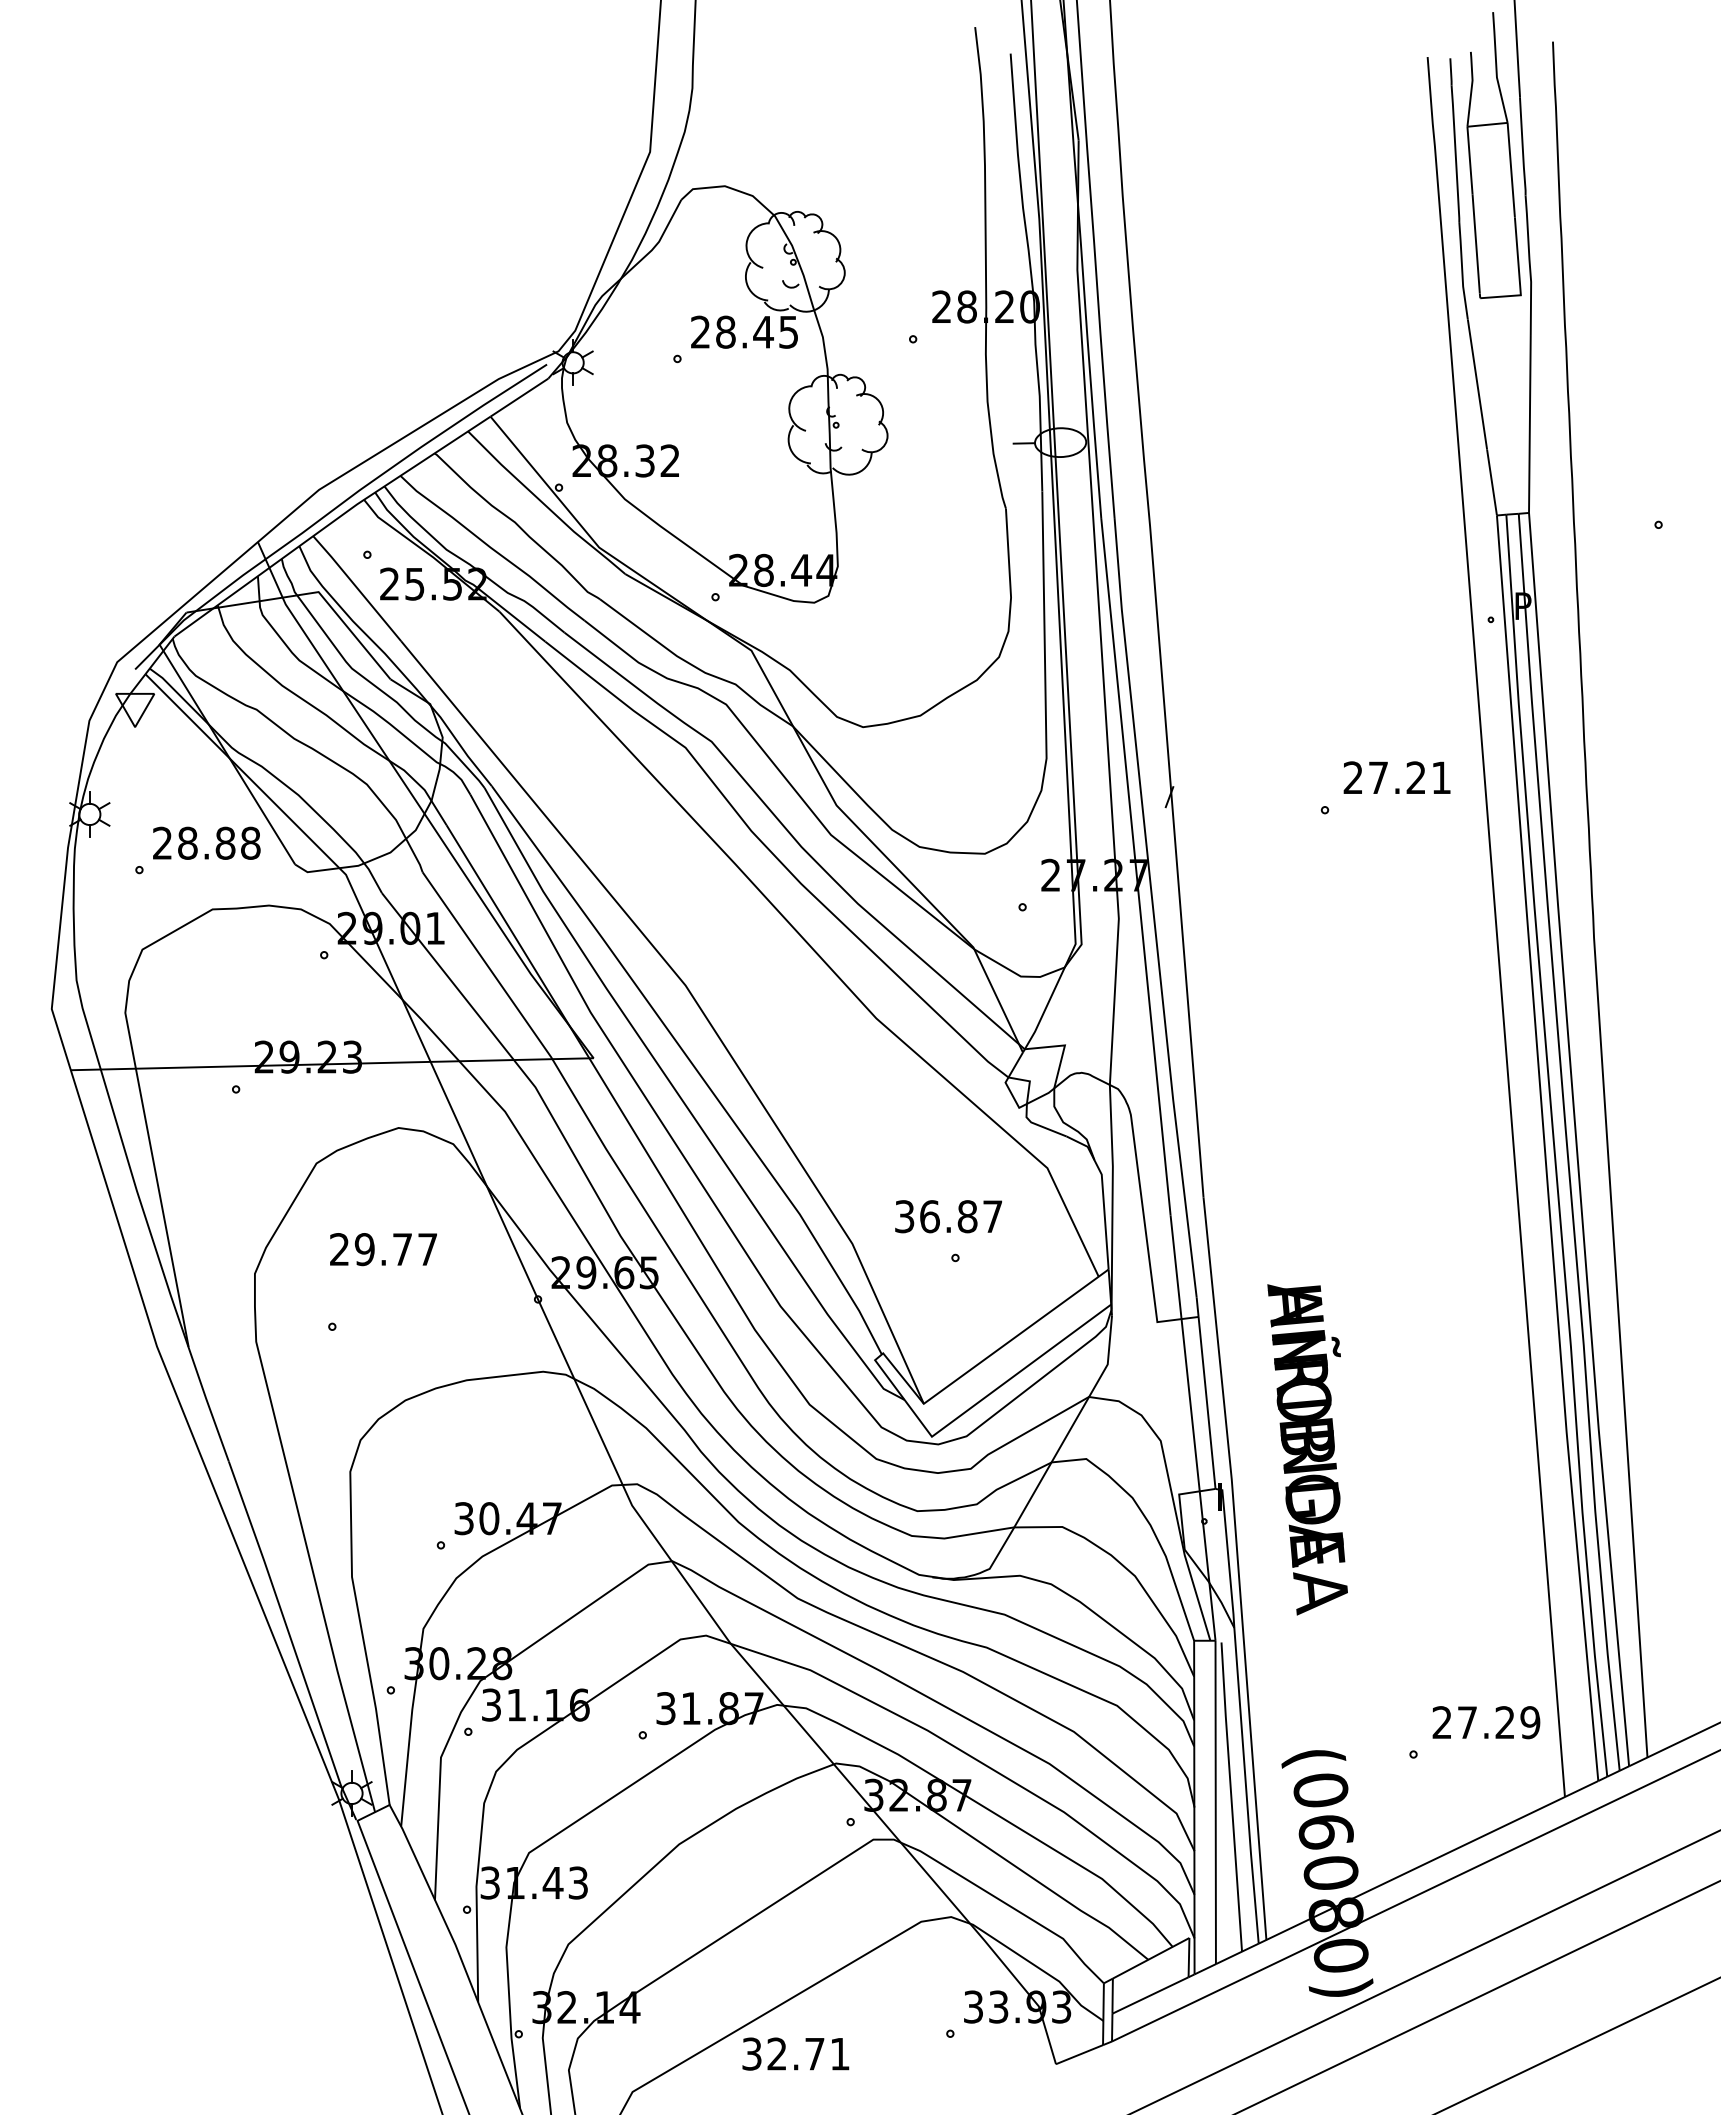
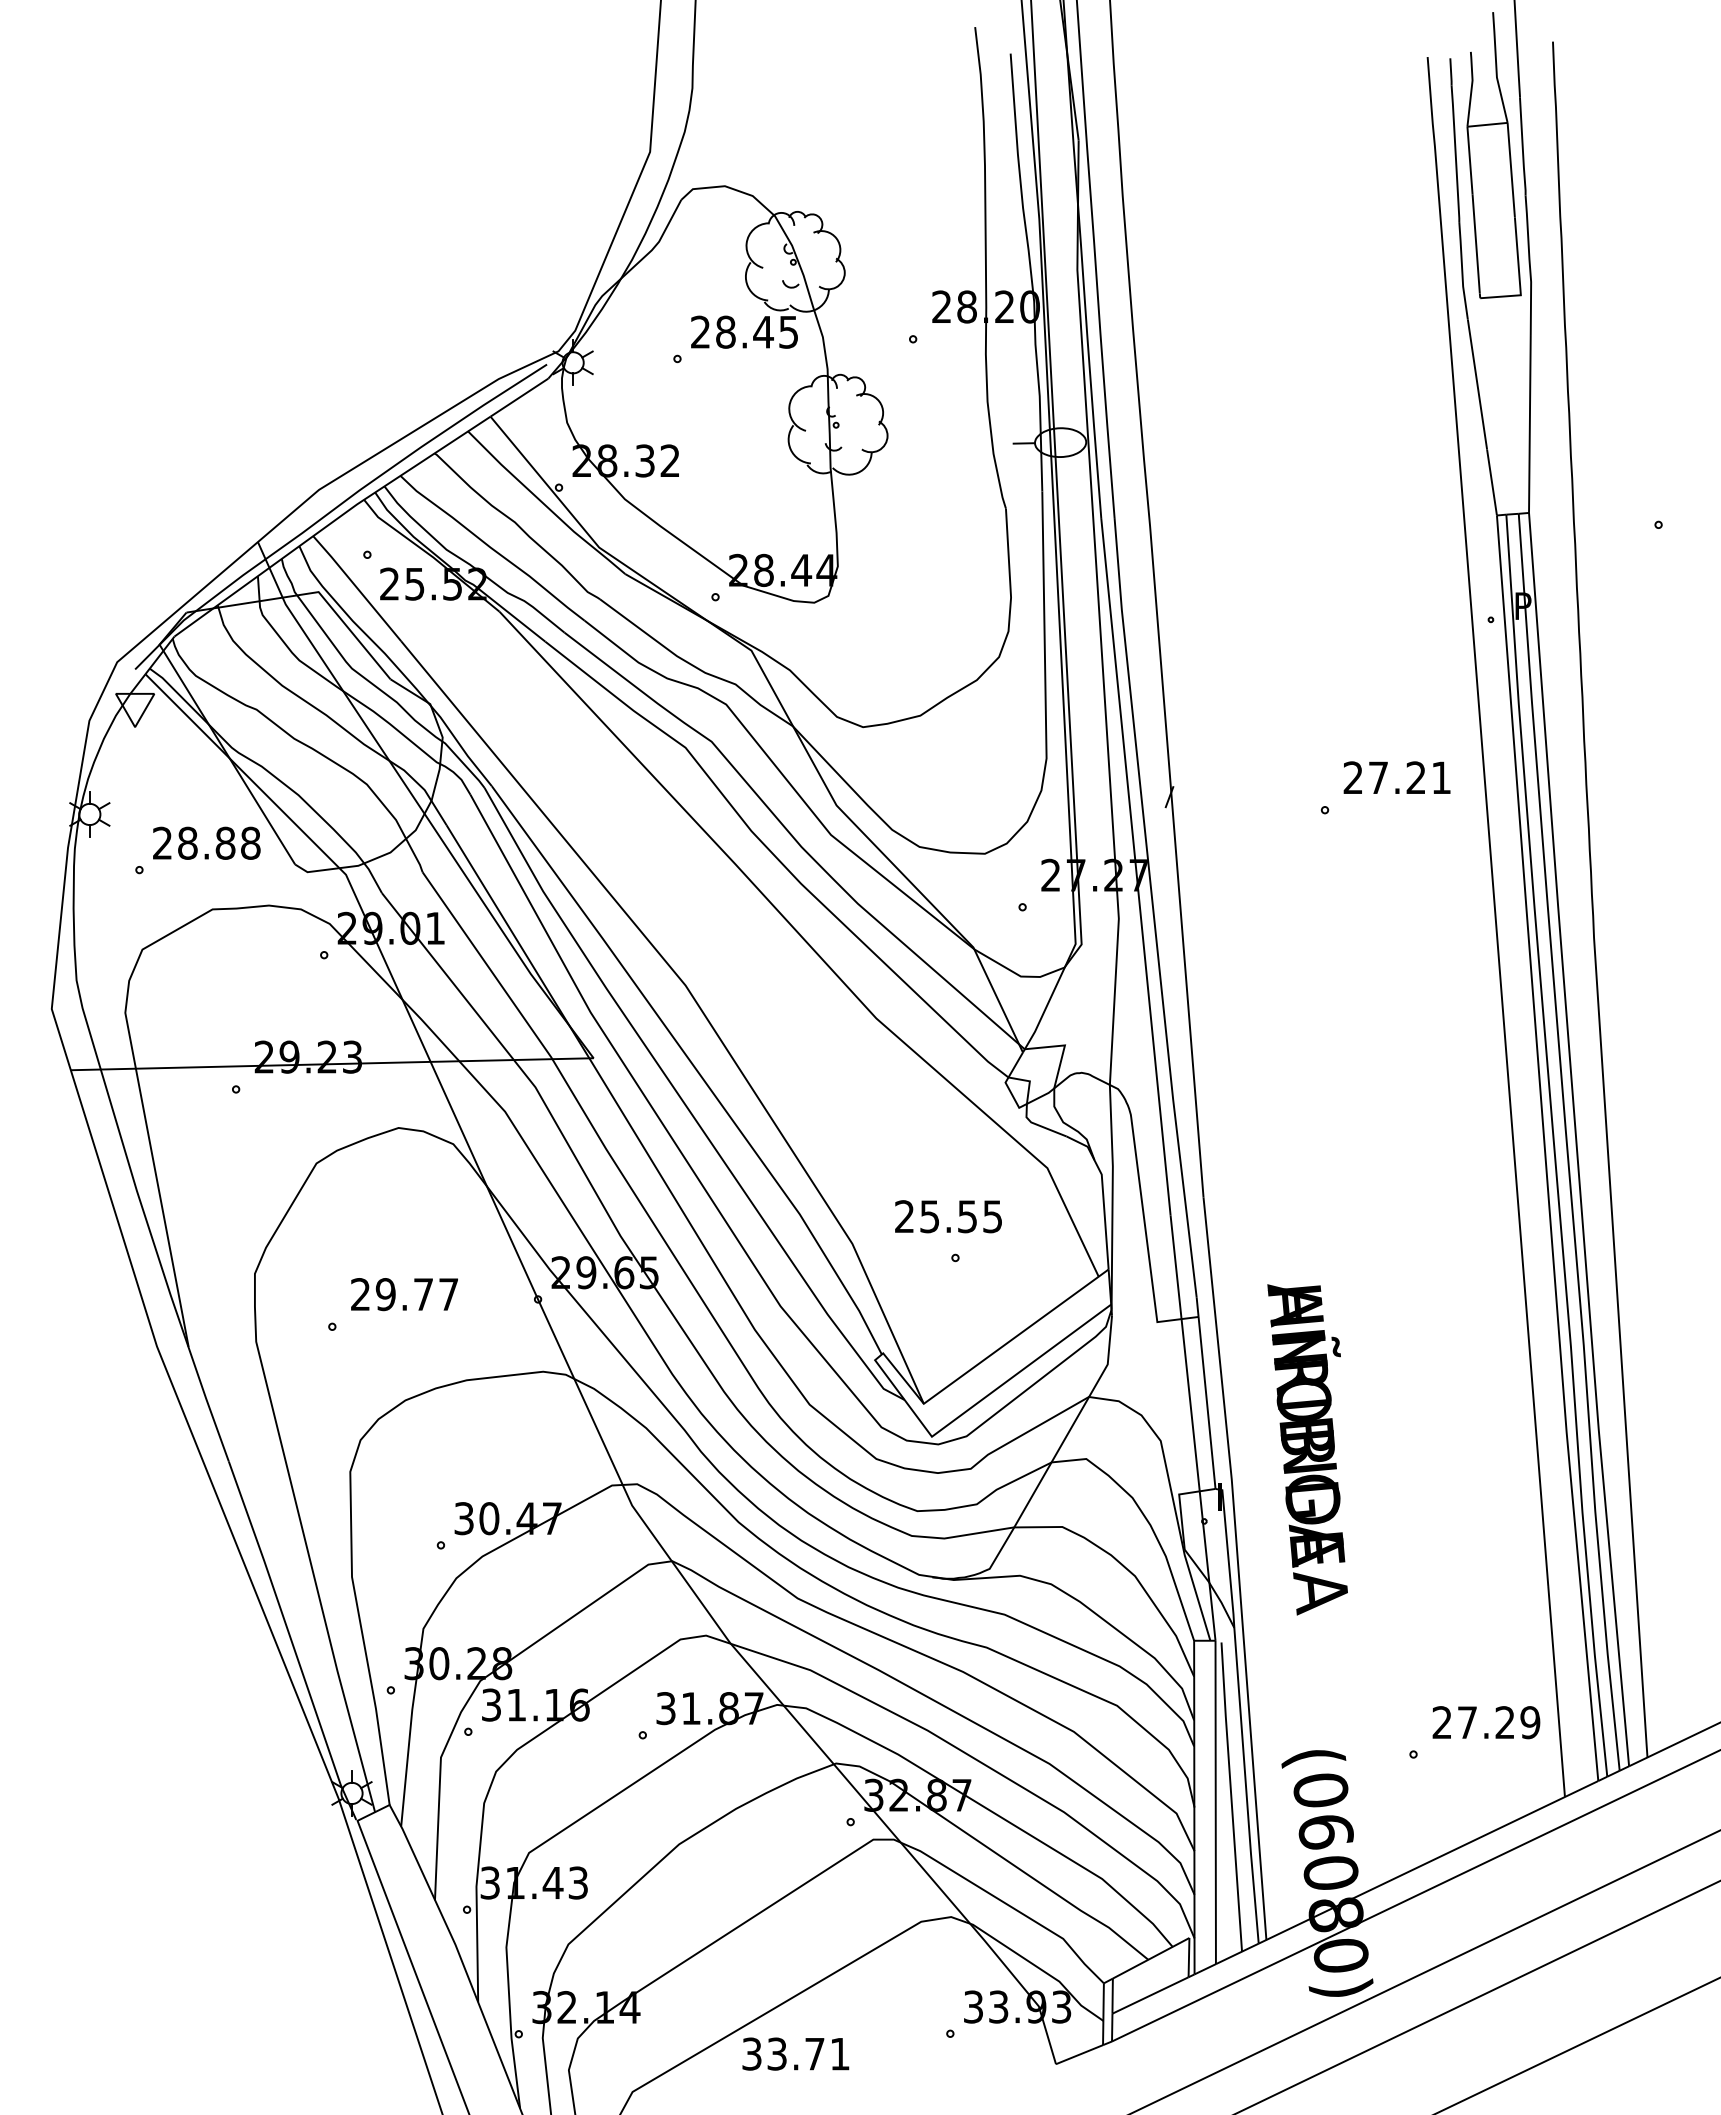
text: 36.87 -> 25.55 (948, 1216)
text position: (383, 1249) -> (404, 1294) (404, 1294)
text: 32.71 -> 33.71 (776, 2053)
